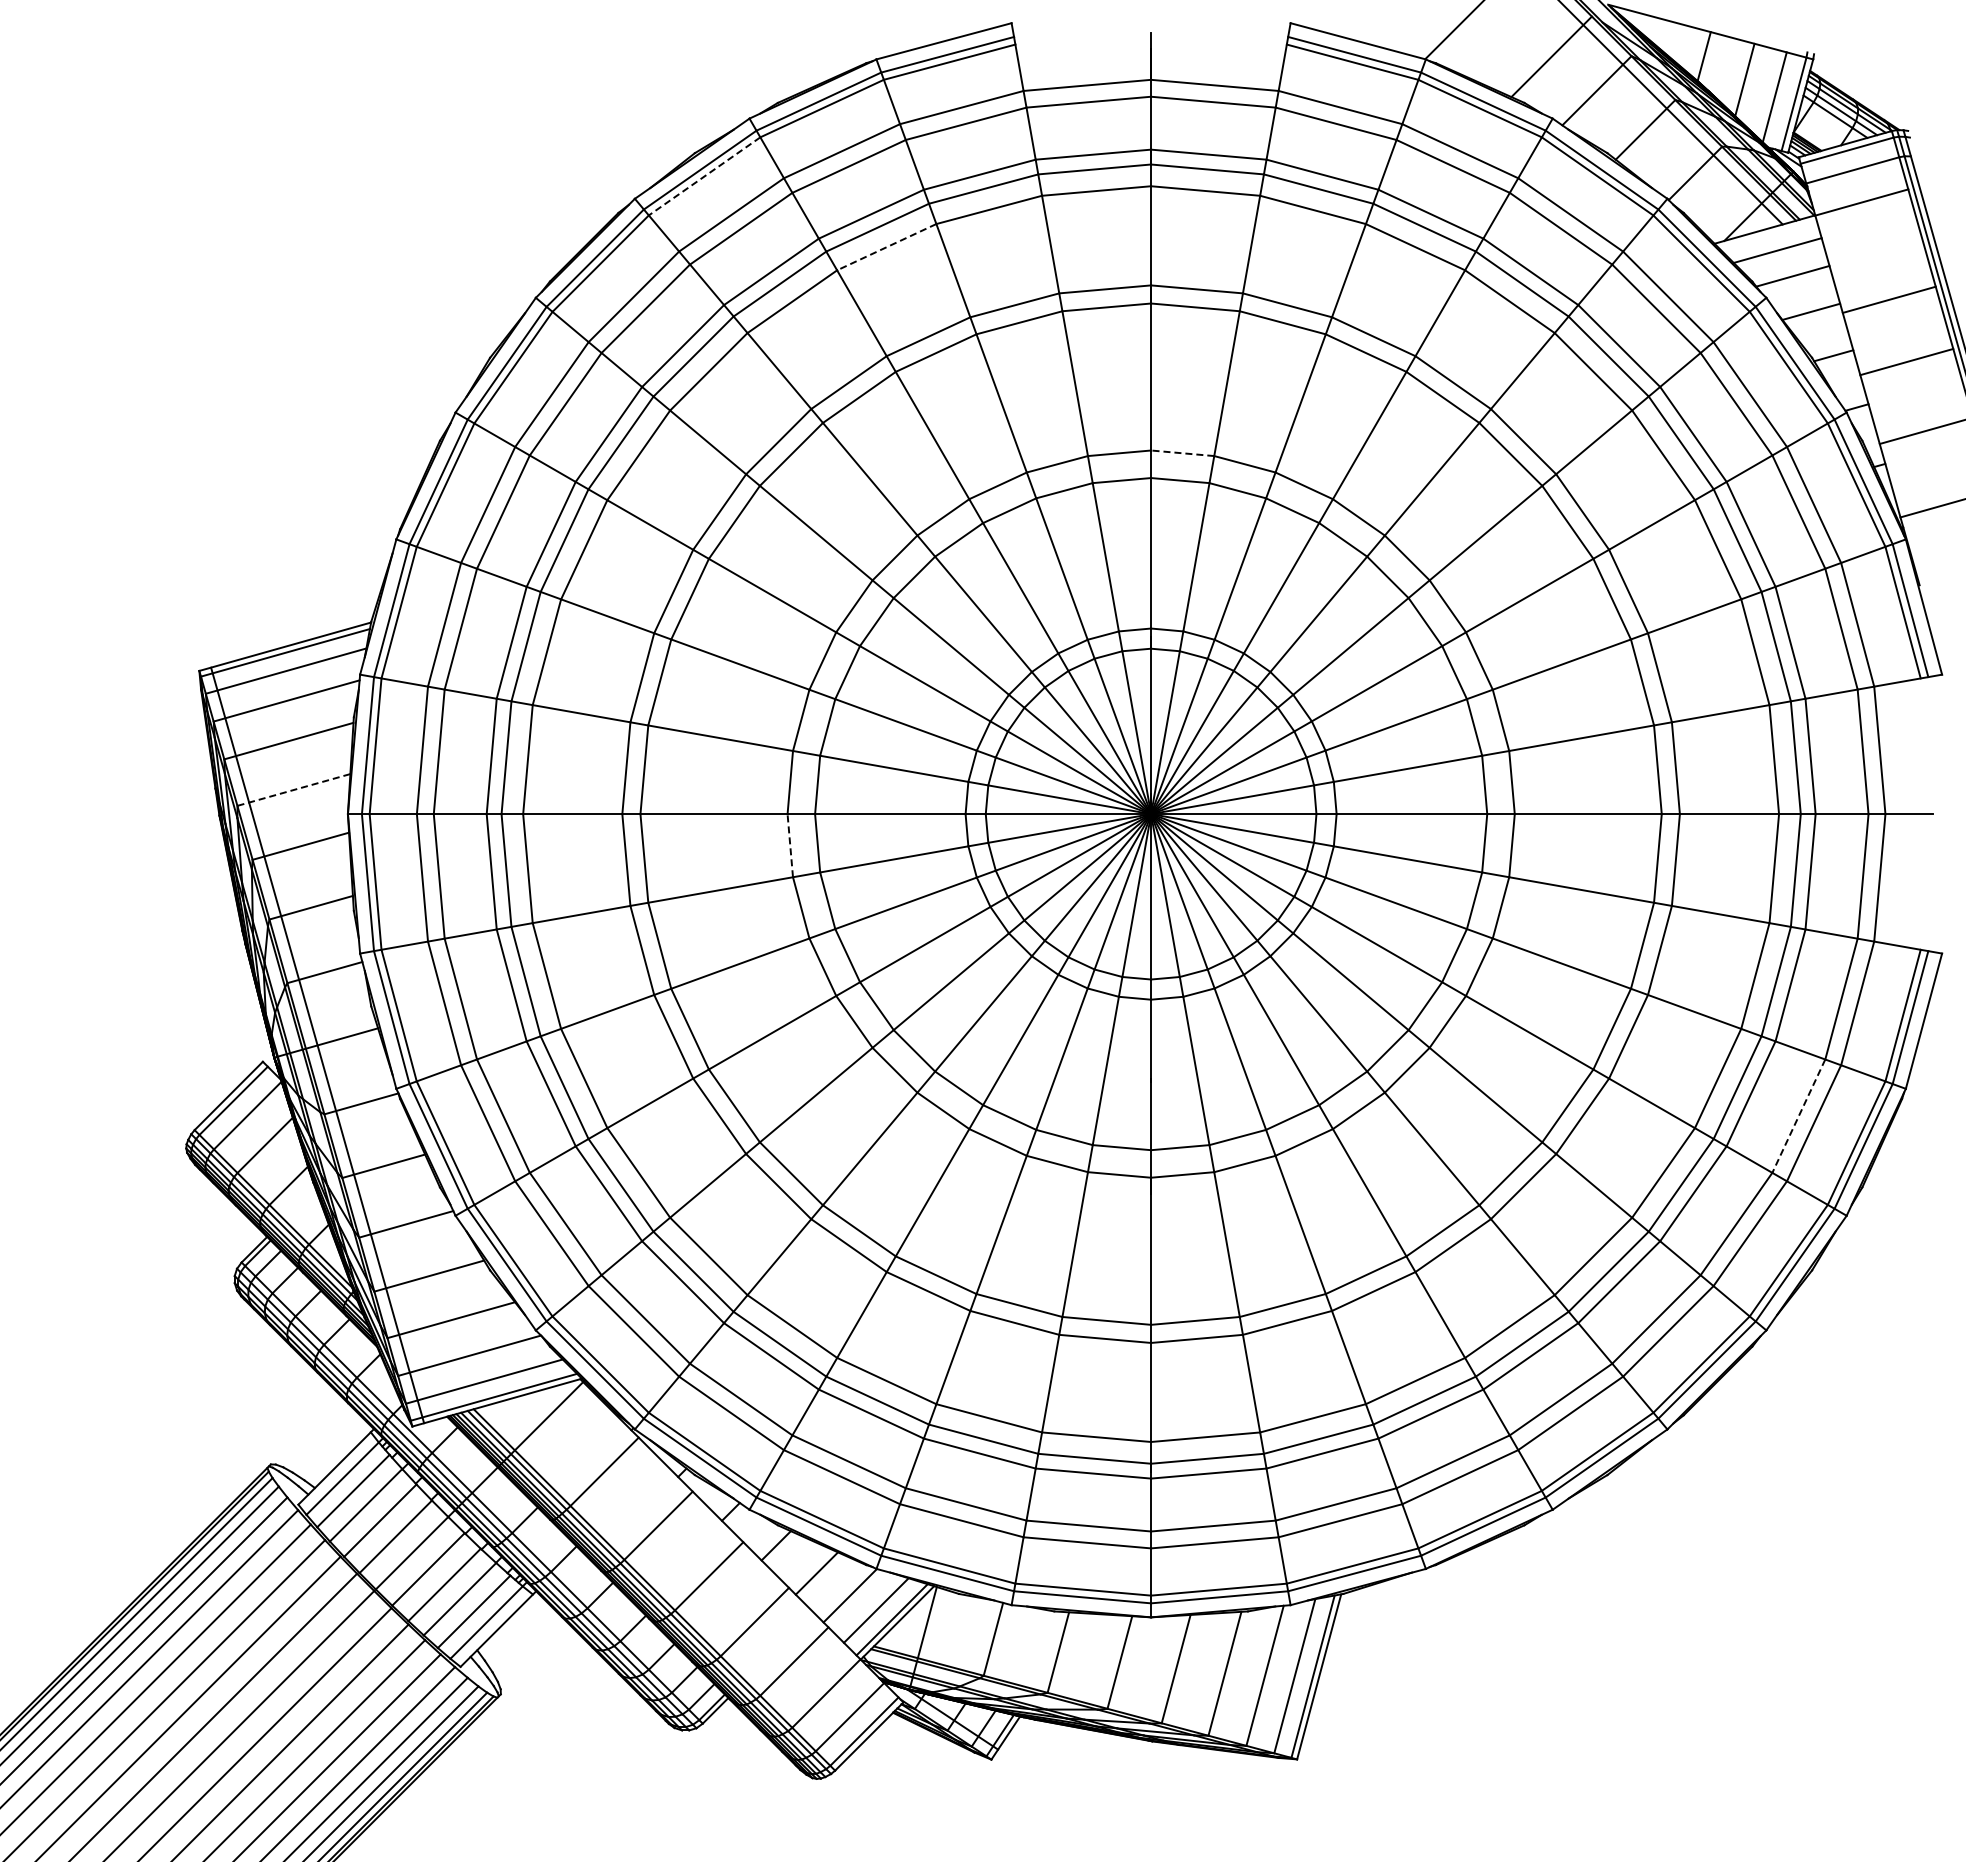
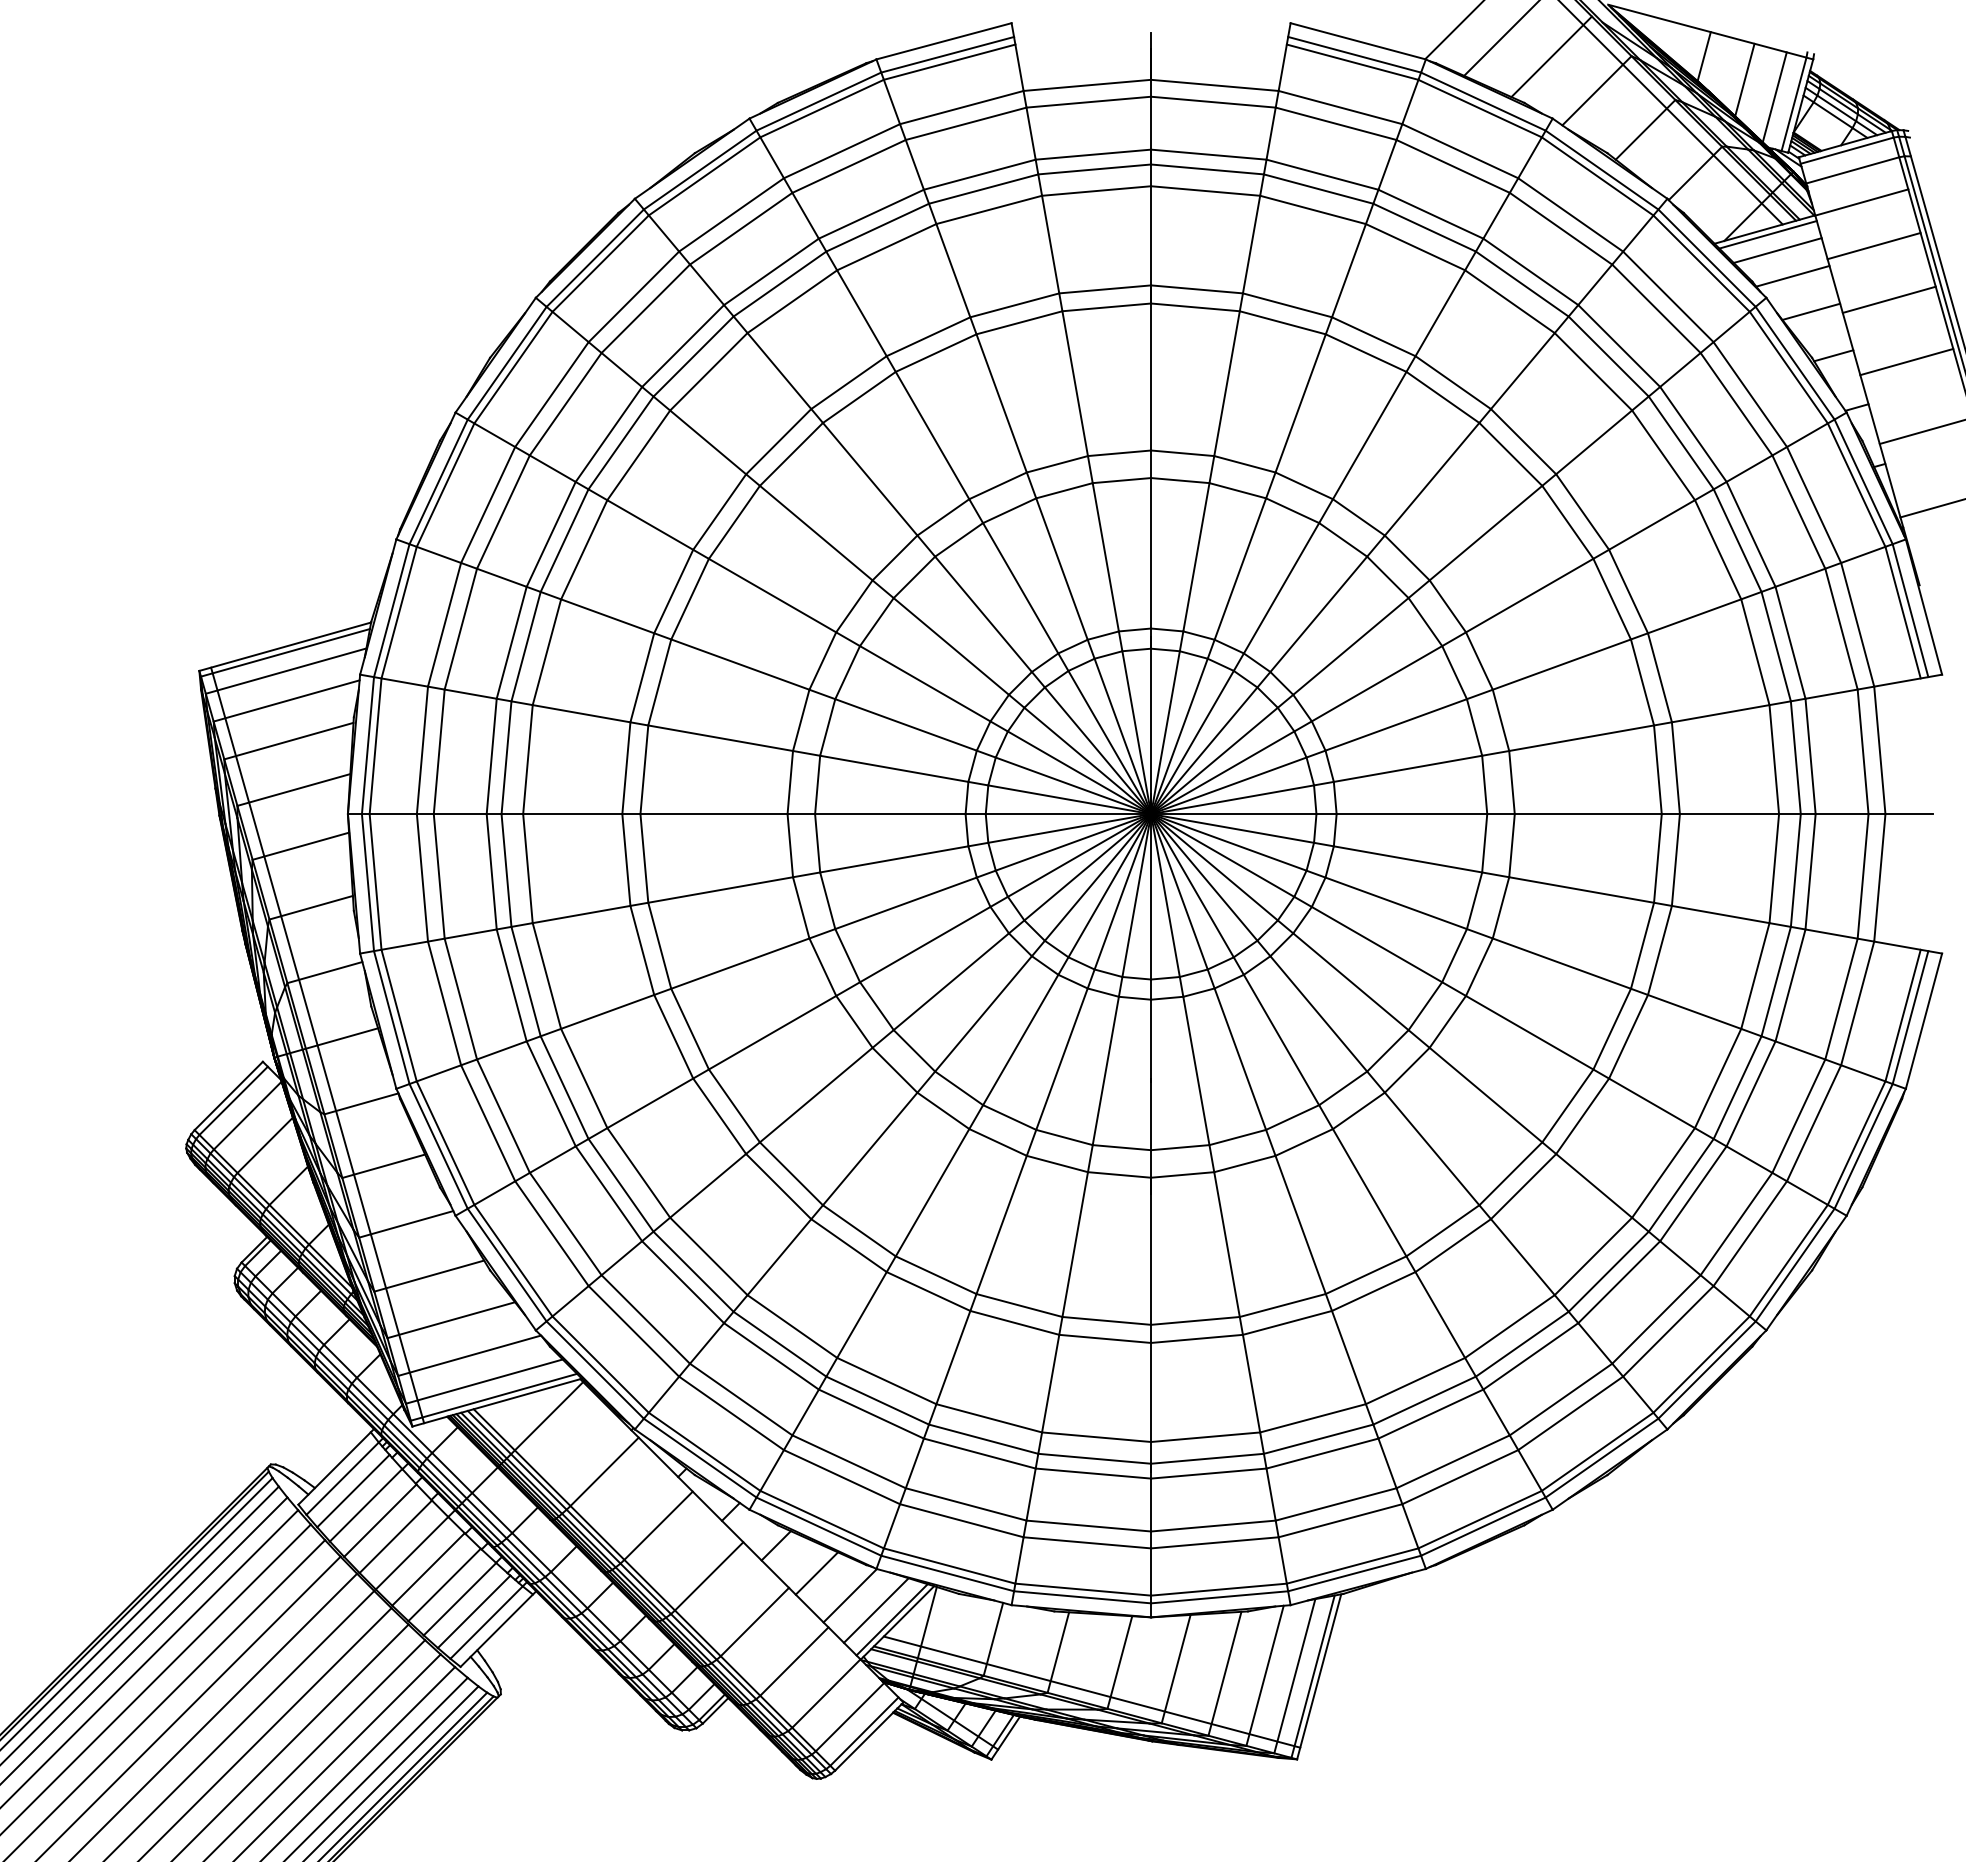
line: none -> present (1500, 38)
line: dashed -> solid (704, 176)
line: none -> present (1767, 234)
line: none -> present (1873, 245)
line: dashed -> solid (886, 247)
line: dashed -> solid (1182, 453)
line: dashed -> solid (293, 789)
line: dashed -> solid (790, 845)
line: dashed -> solid (1798, 1116)
line: none -> present (1091, 1691)
